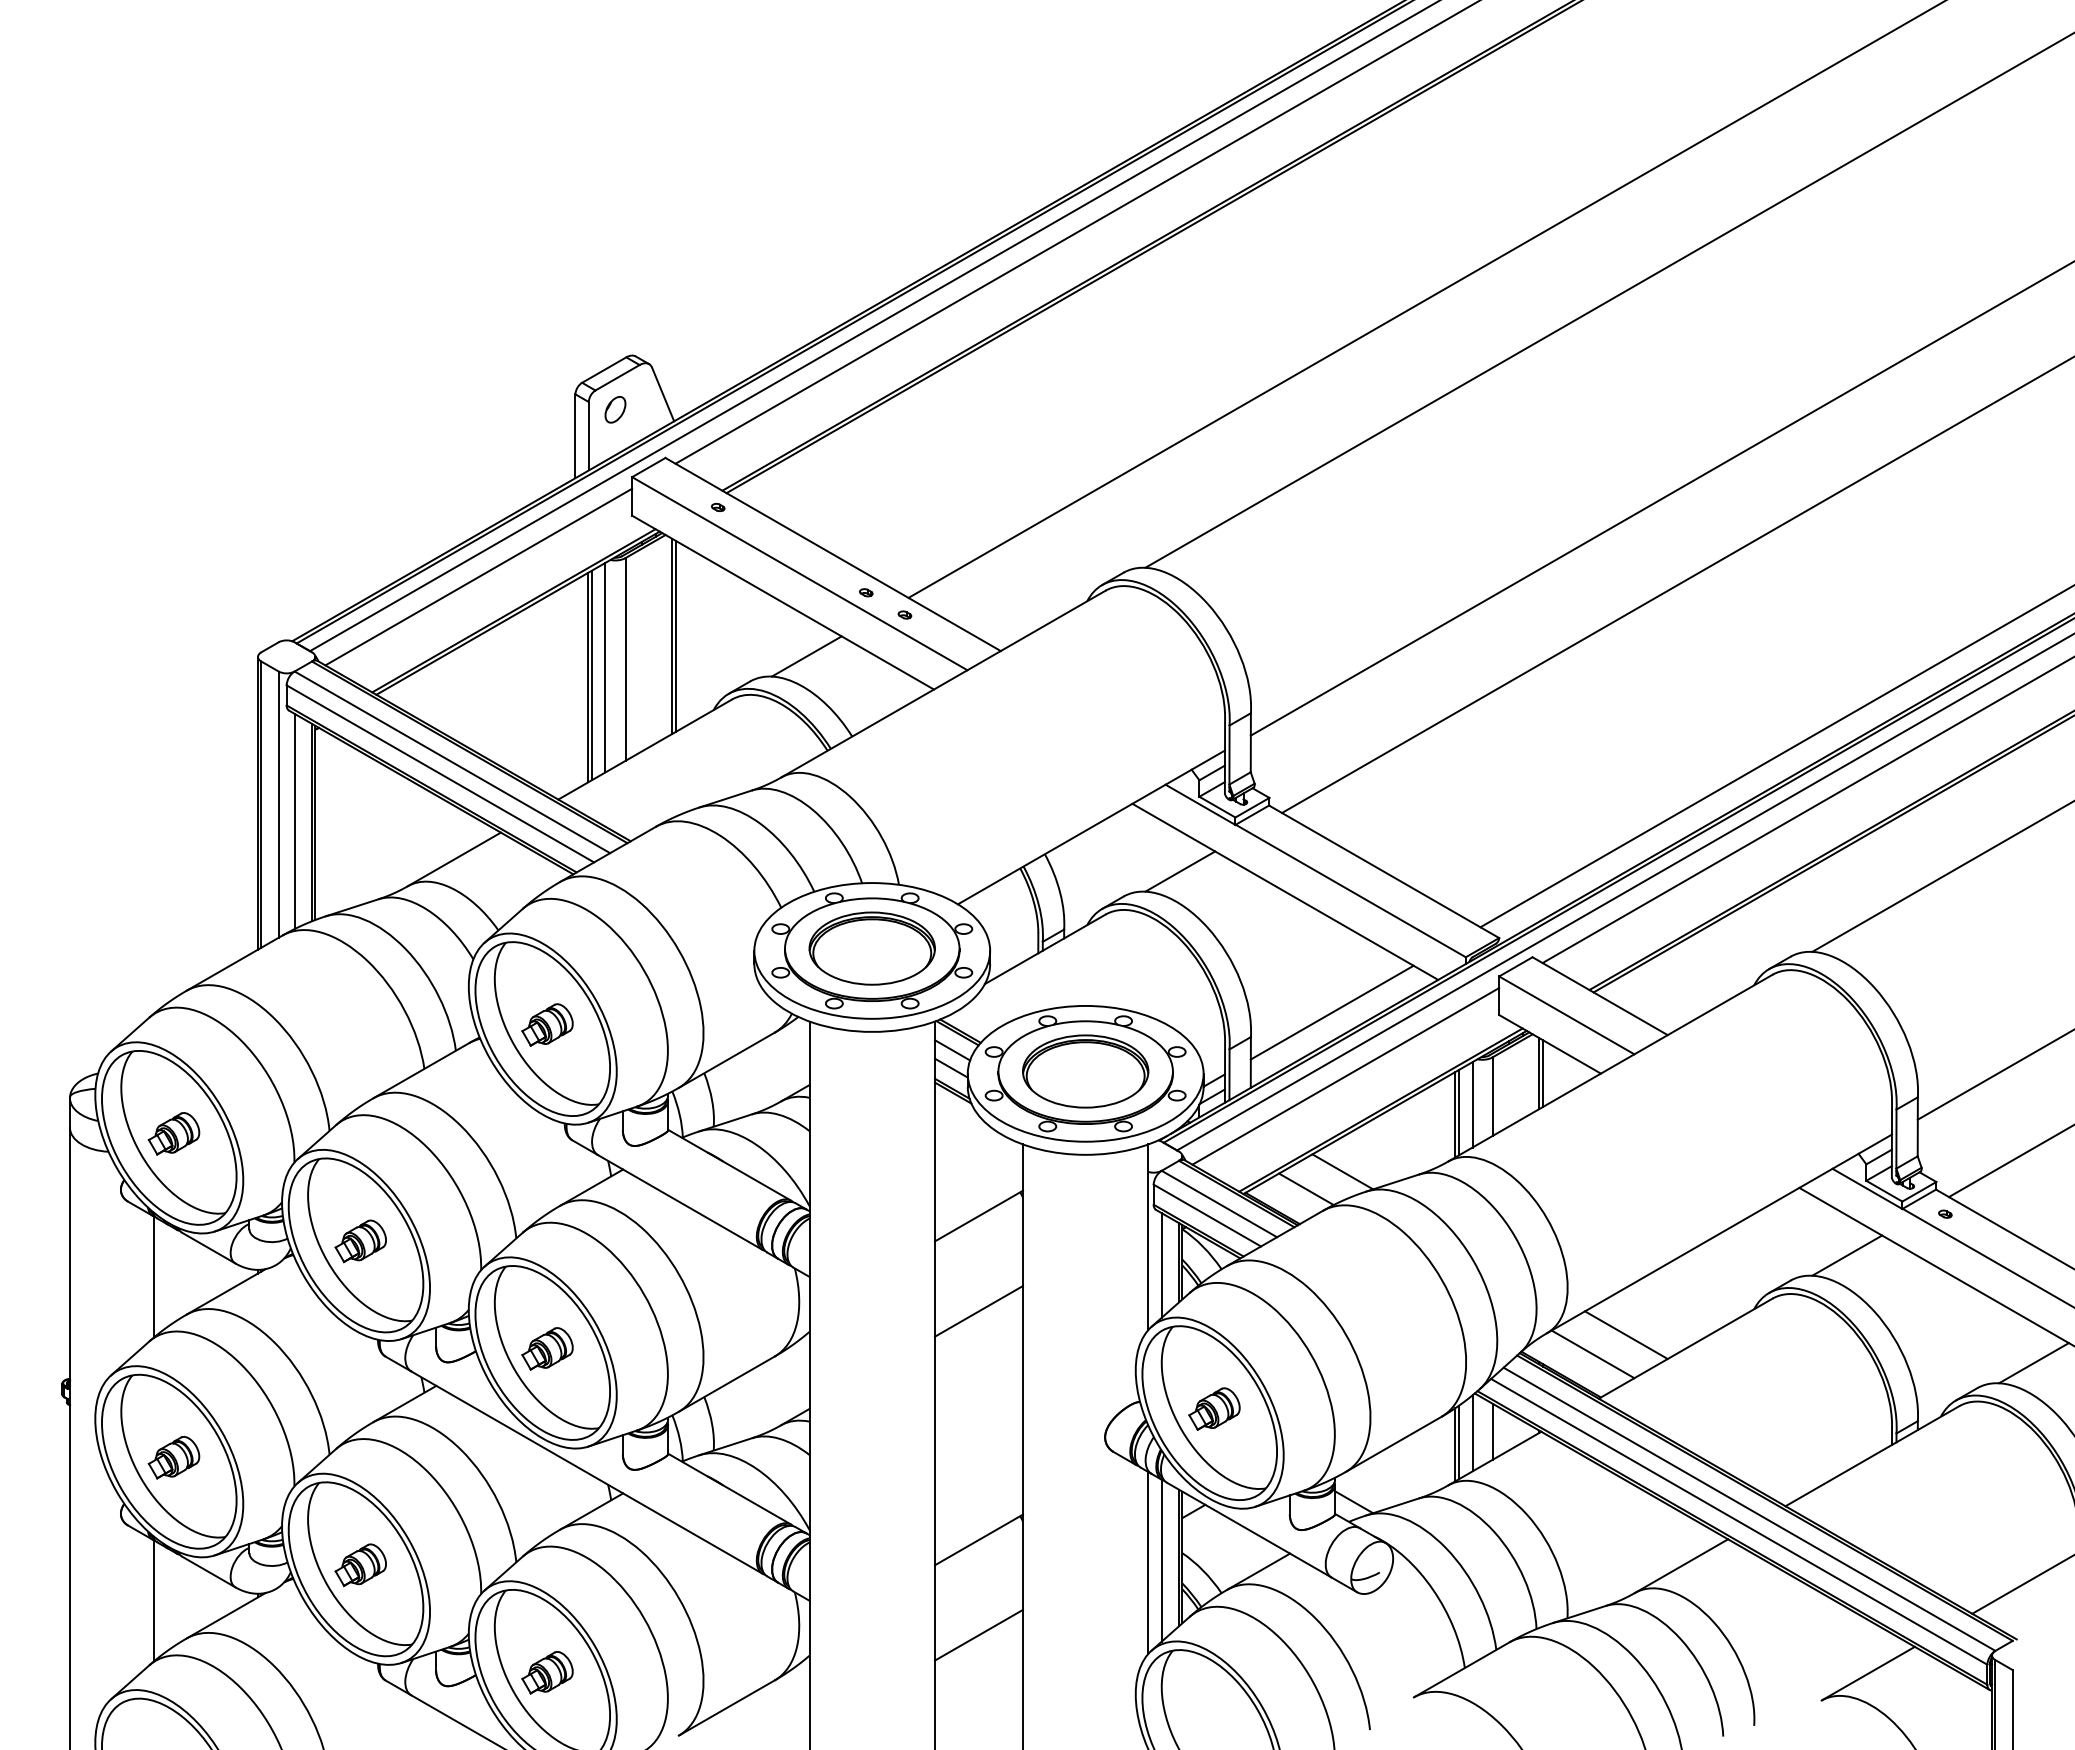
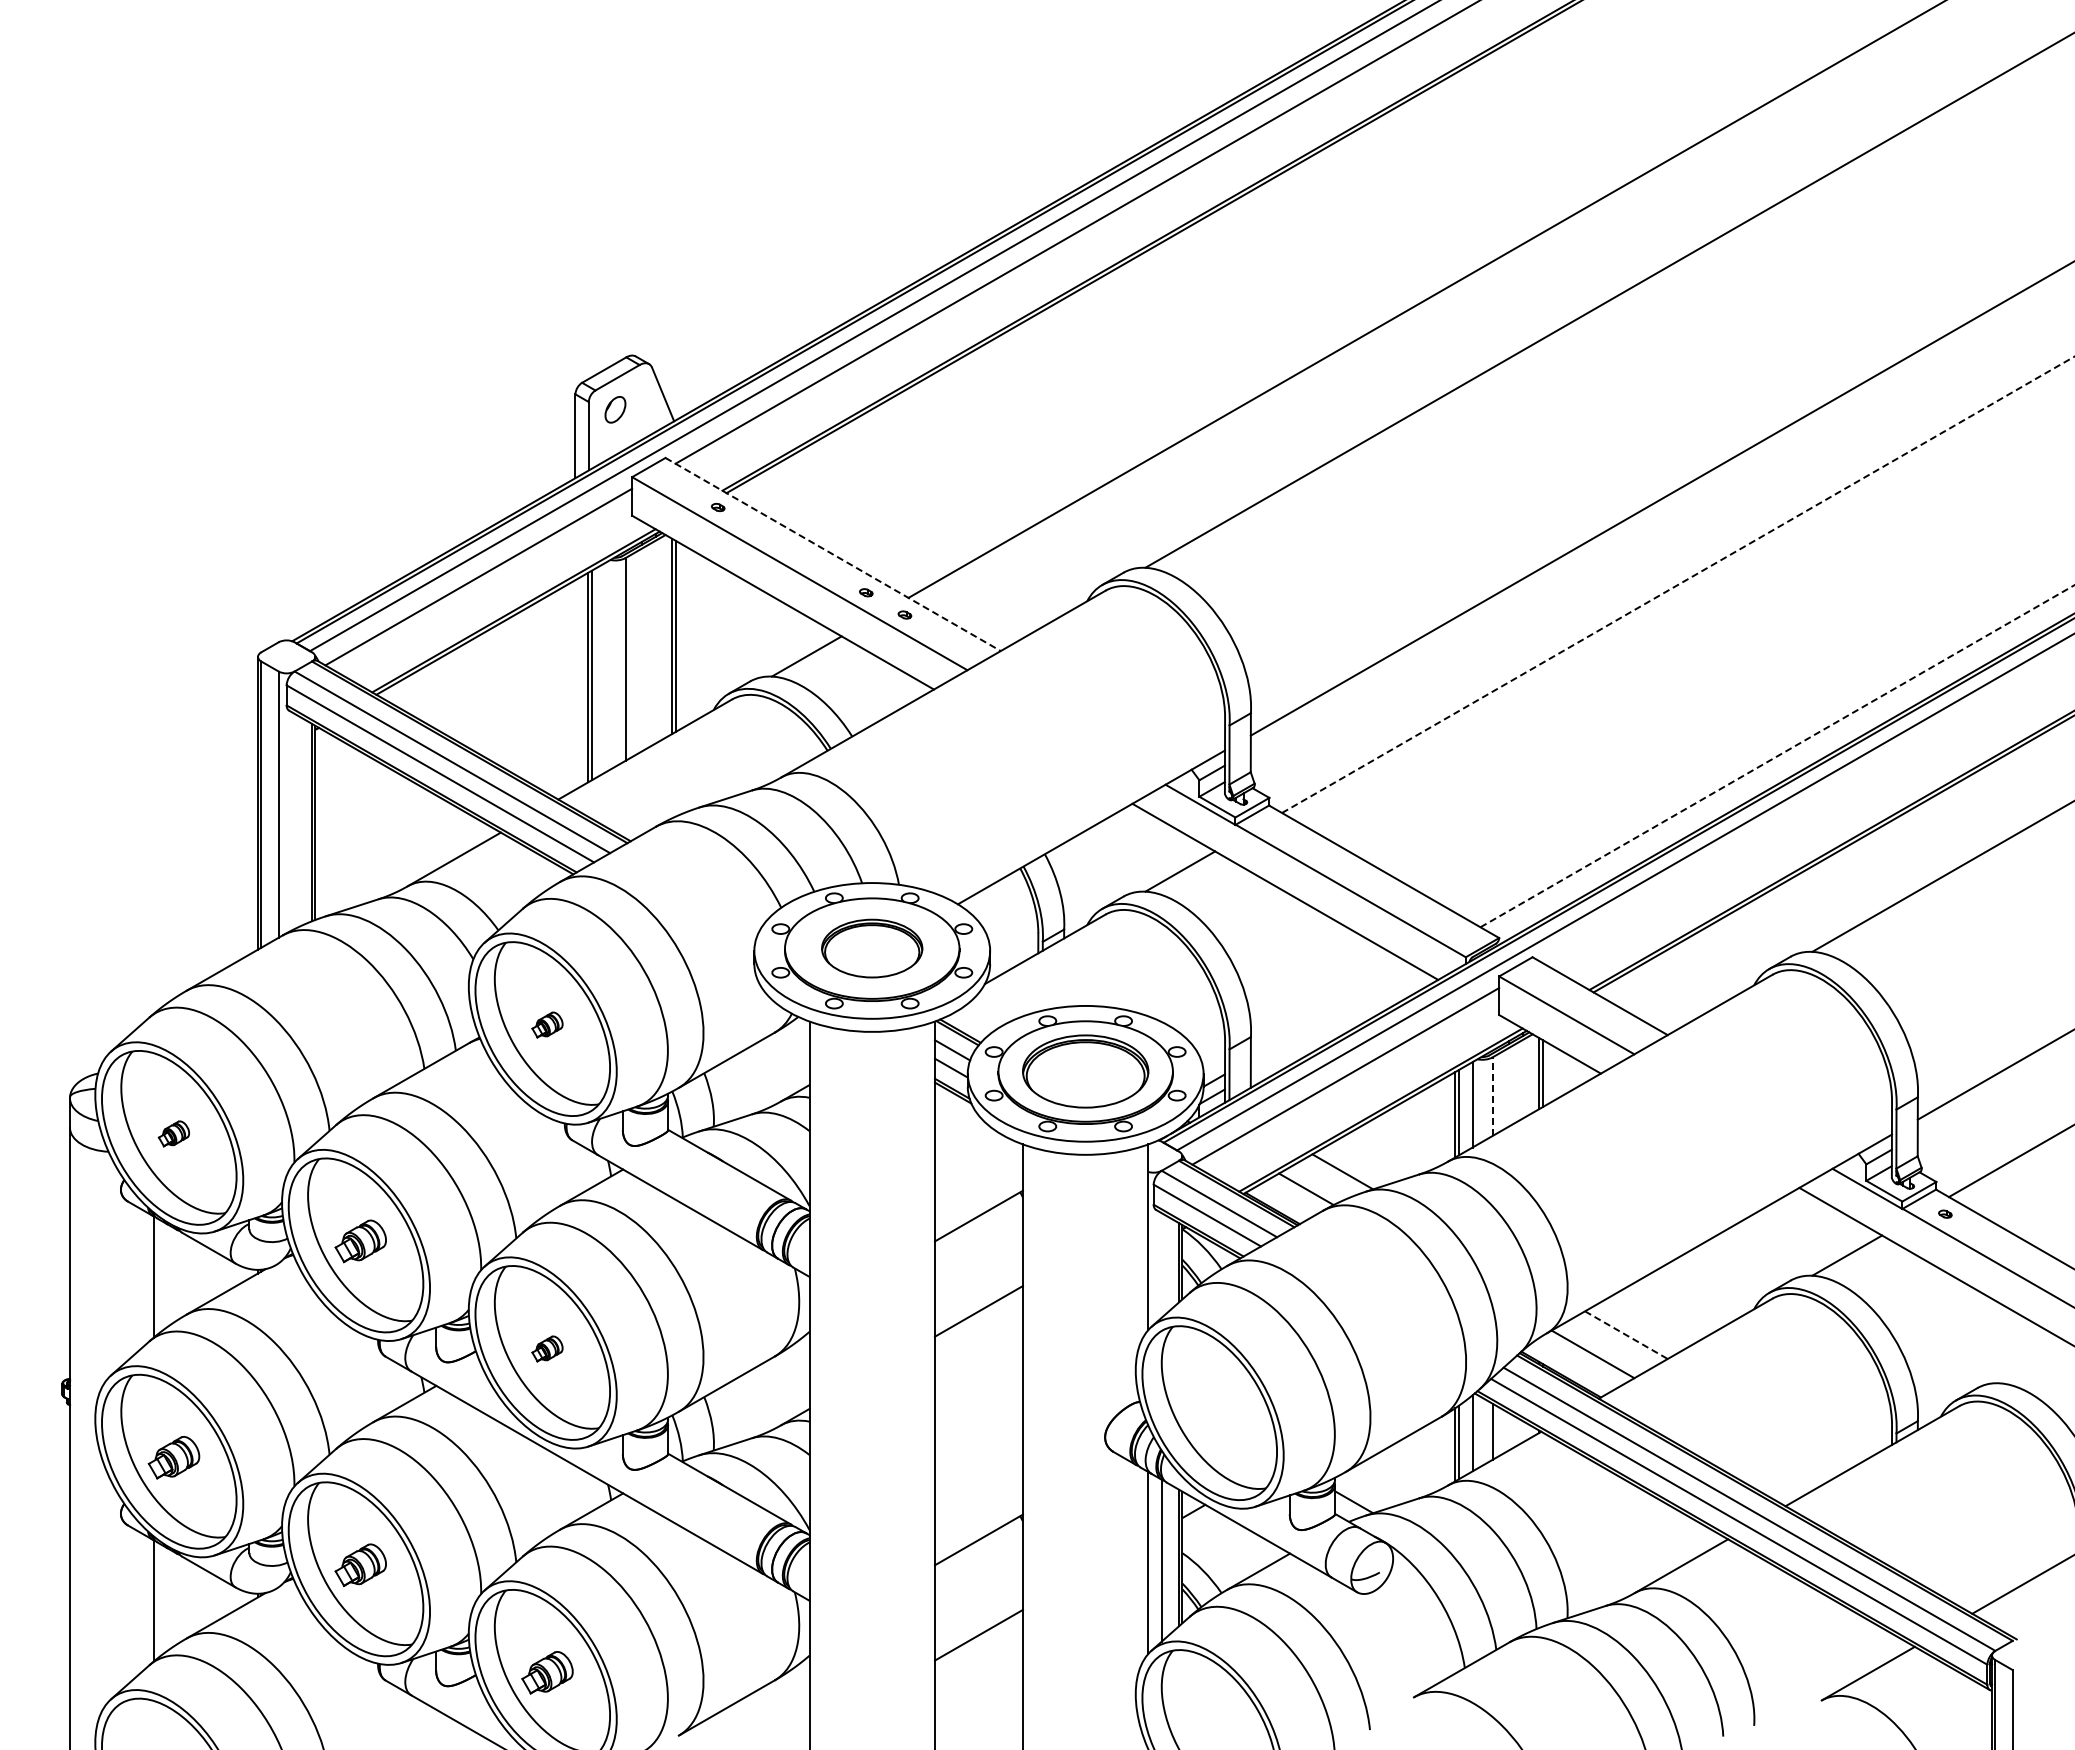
line: solid -> dashed (833, 554)
line: solid -> dashed (1678, 584)
line: present -> none (605, 667)
line: solid -> dashed (1777, 756)
line: present -> none (1806, 810)
line: present -> none (294, 821)
part size: 128x75 px -> 103x61 px (872, 948)
line: present -> none (1331, 1012)
part size: 53x44 px -> 33x28 px (547, 1024)
line: solid -> dashed (1492, 1096)
part size: 54x44 px -> 33x28 px (173, 1133)
line: present -> none (1161, 1265)
line: solid -> dashed (1626, 1335)
part size: 53x44 px -> 33x28 px (547, 1348)
line: present -> none (2033, 1363)
part: present -> none (1214, 1408)
